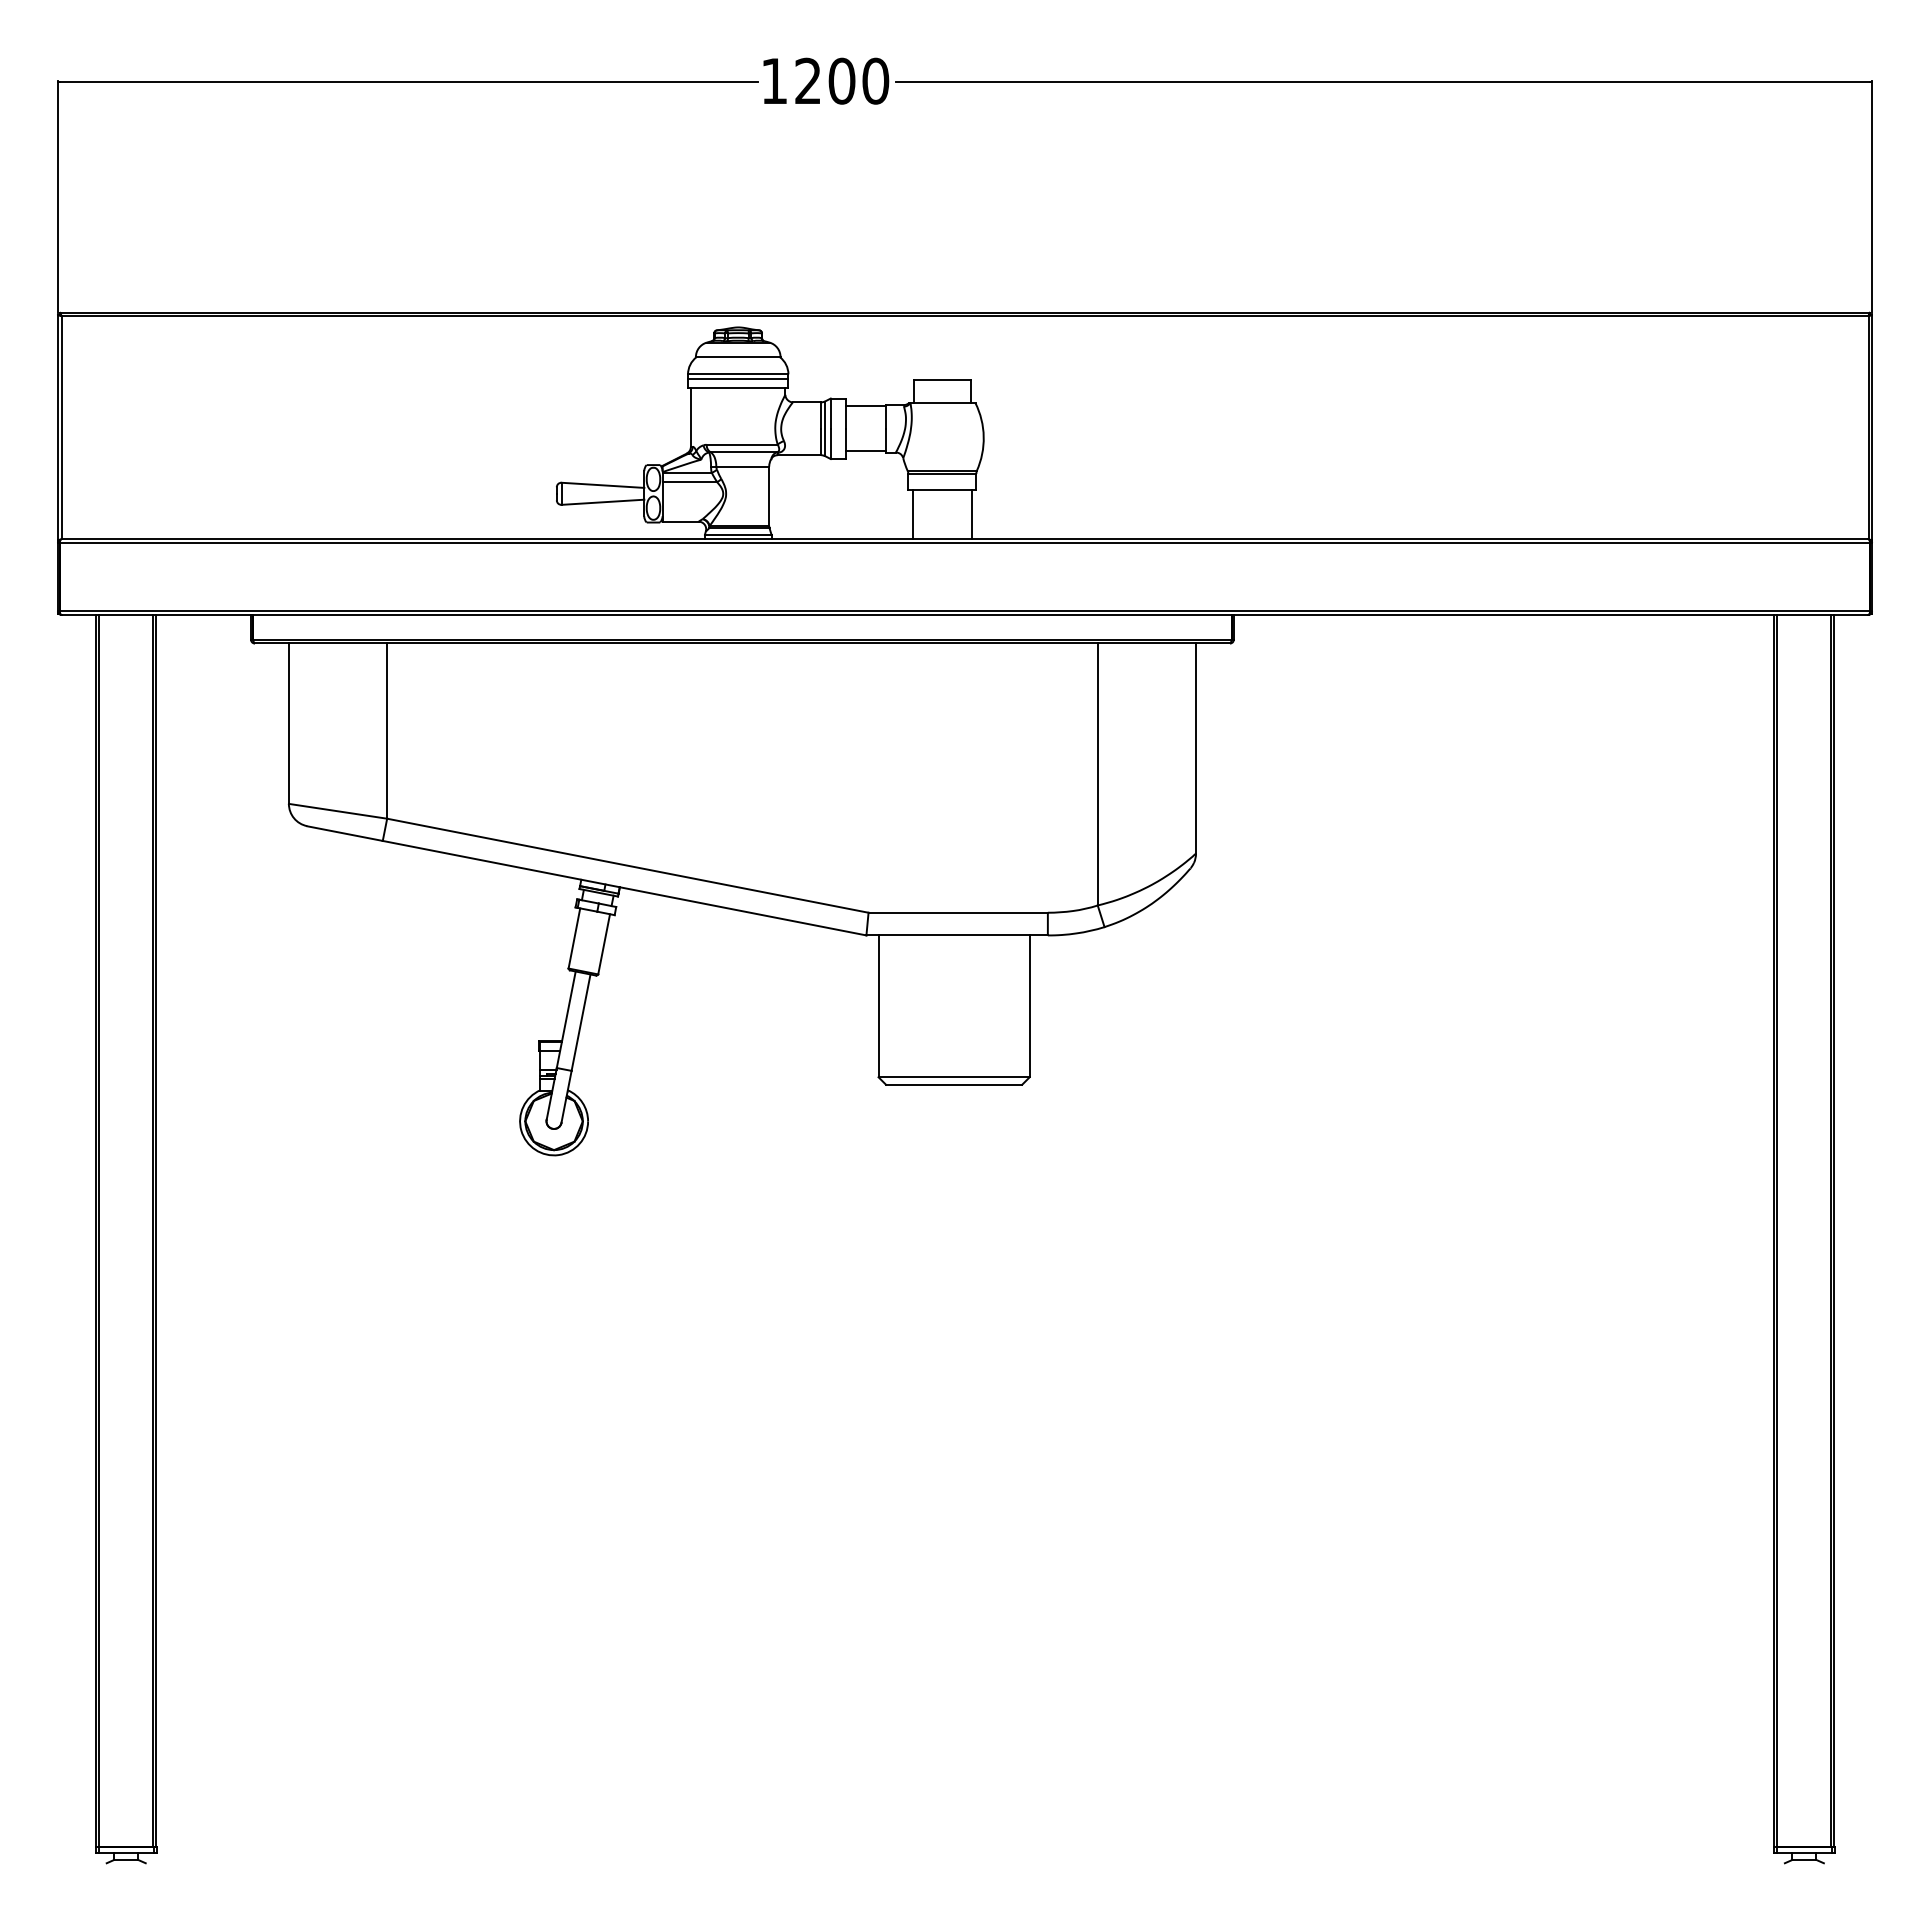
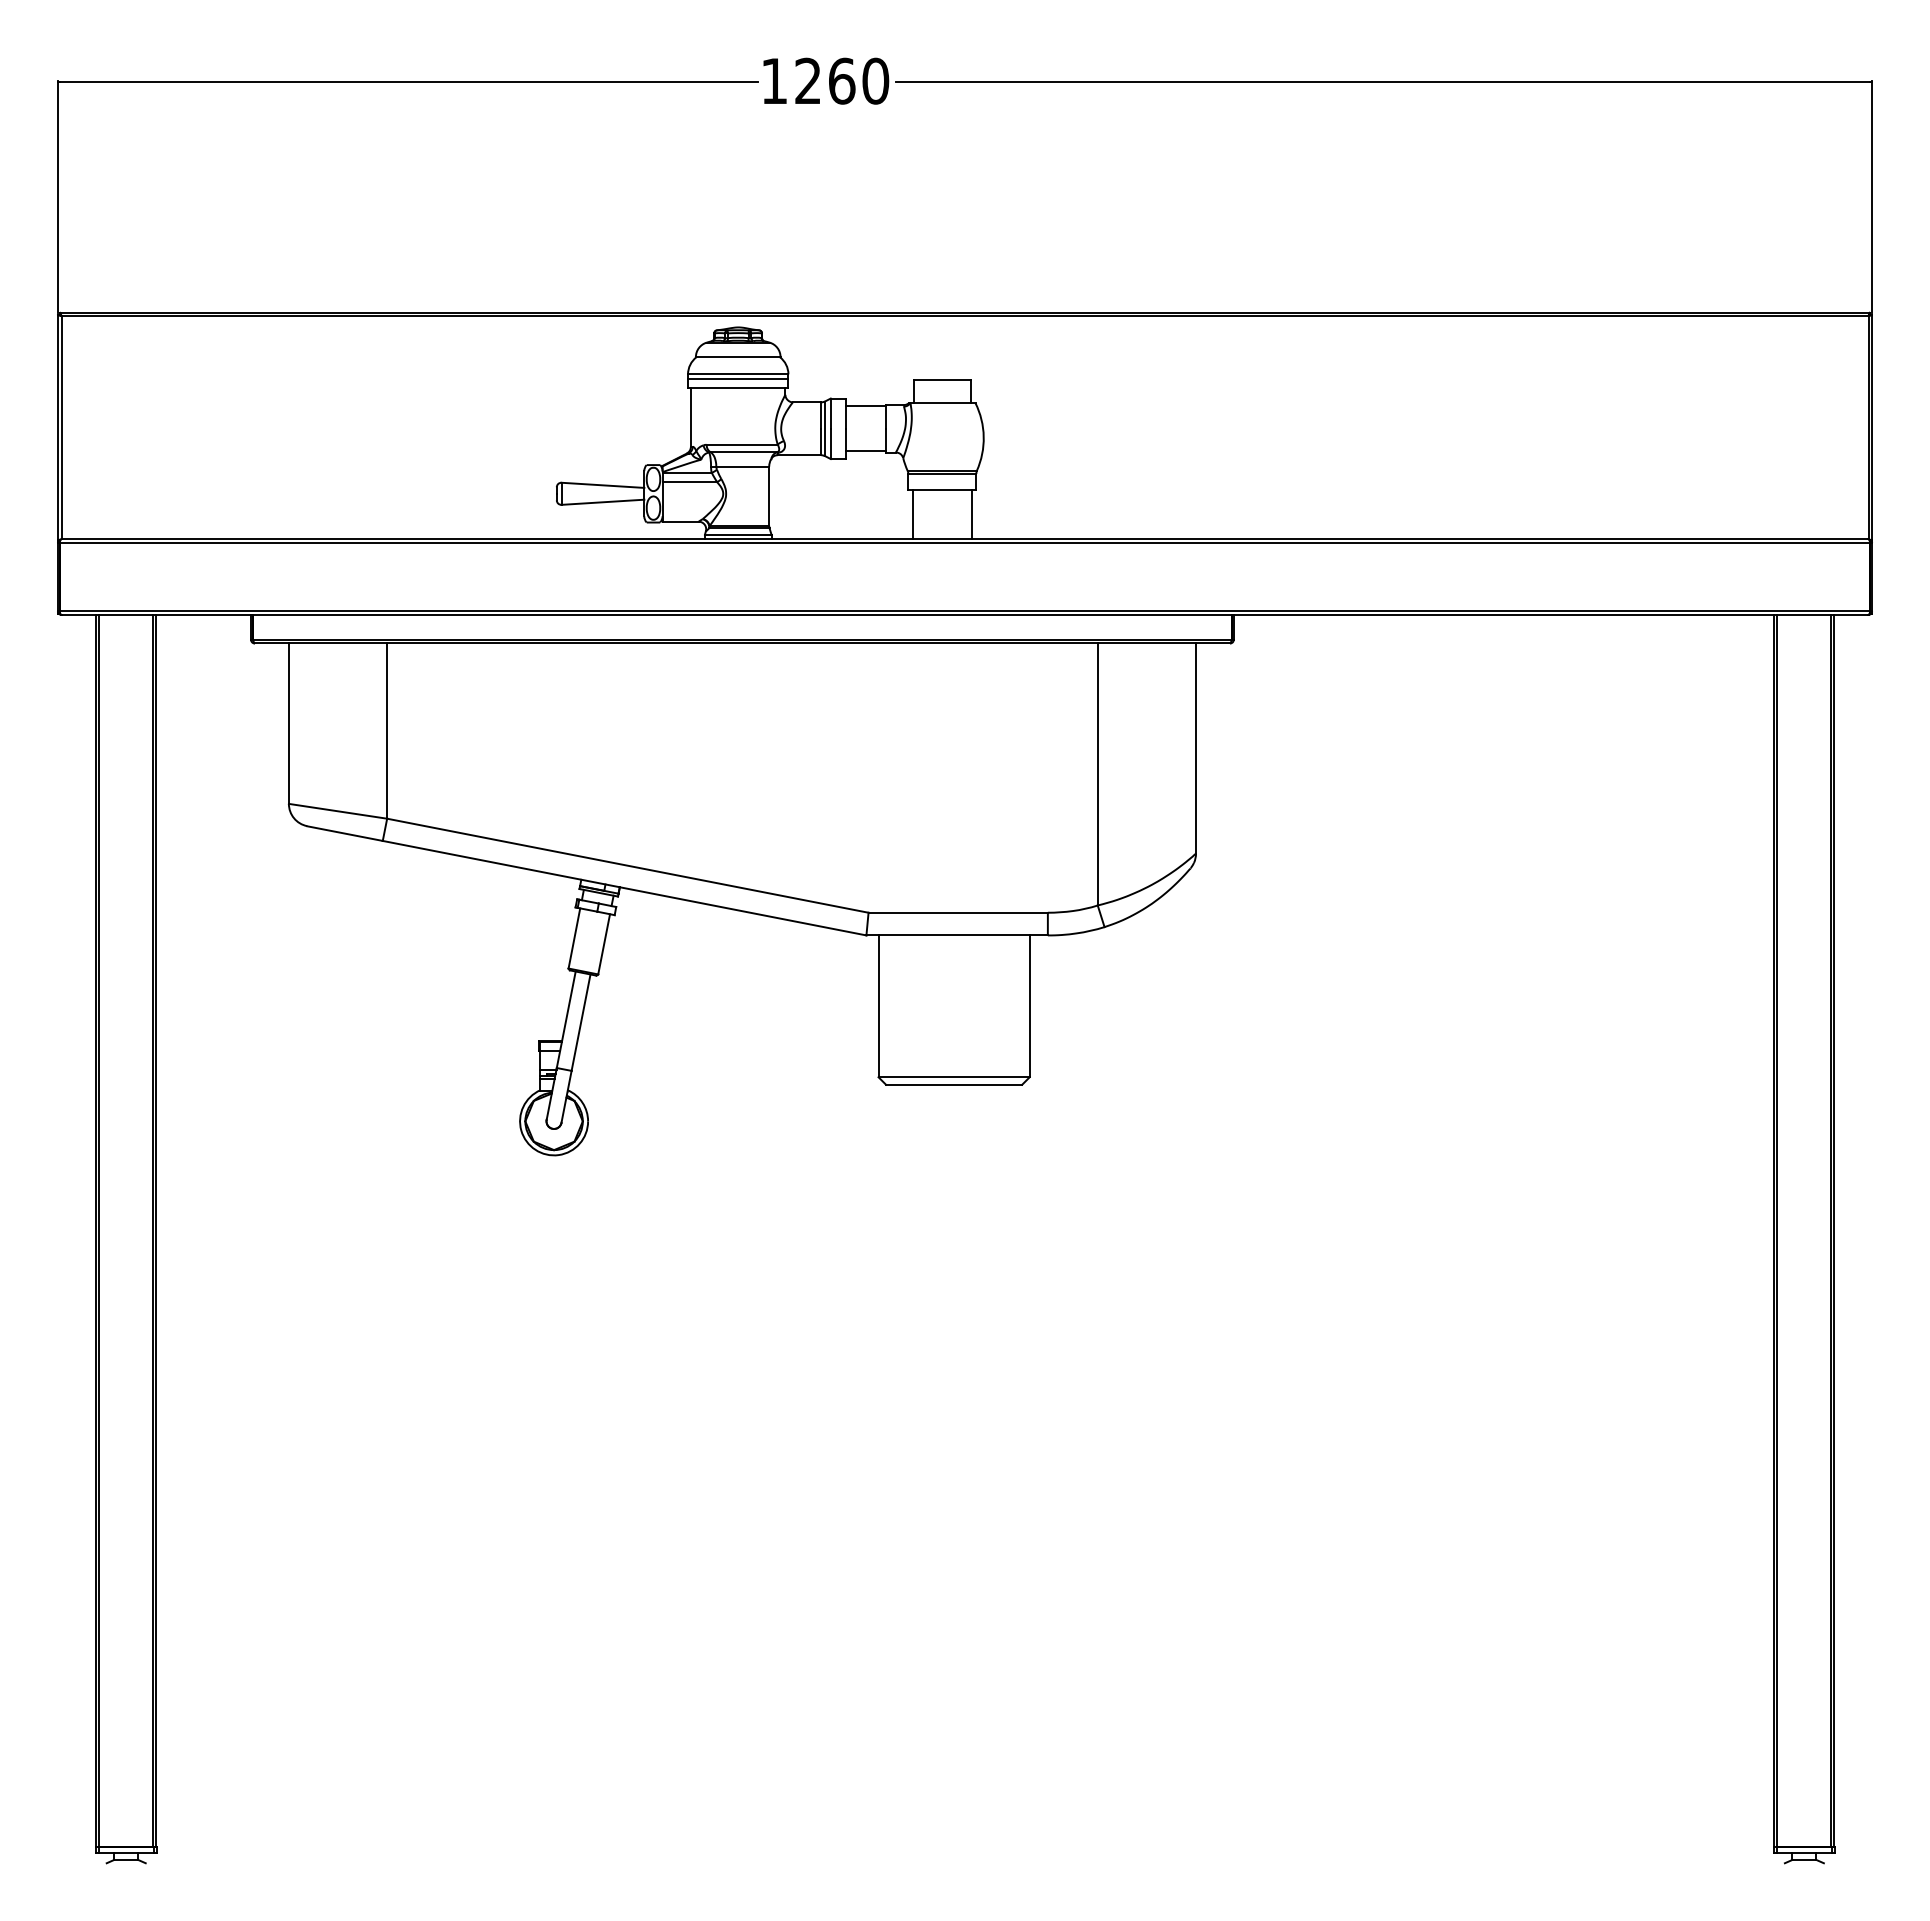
text: 1200 -> 1260 (841, 80)
